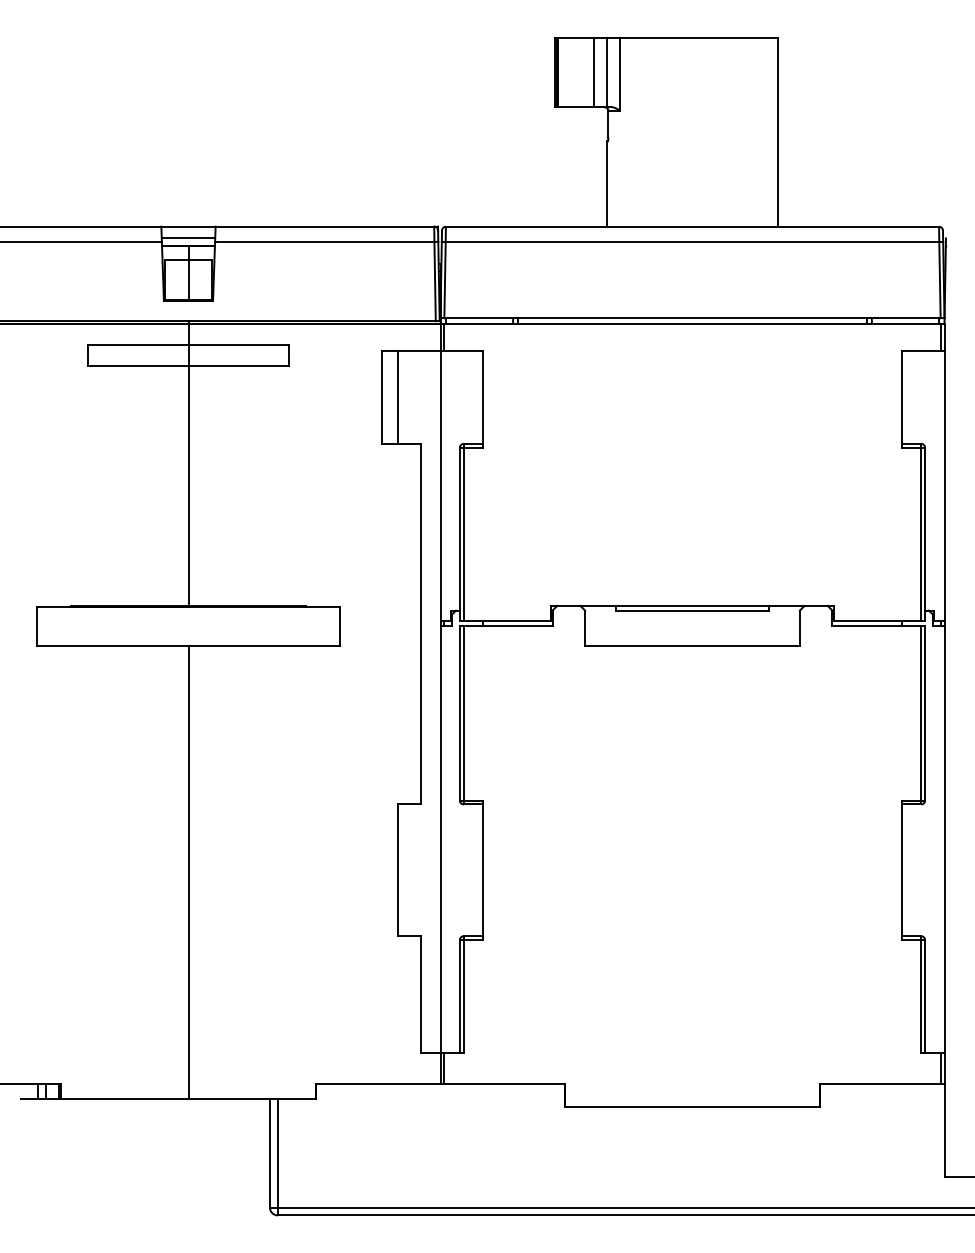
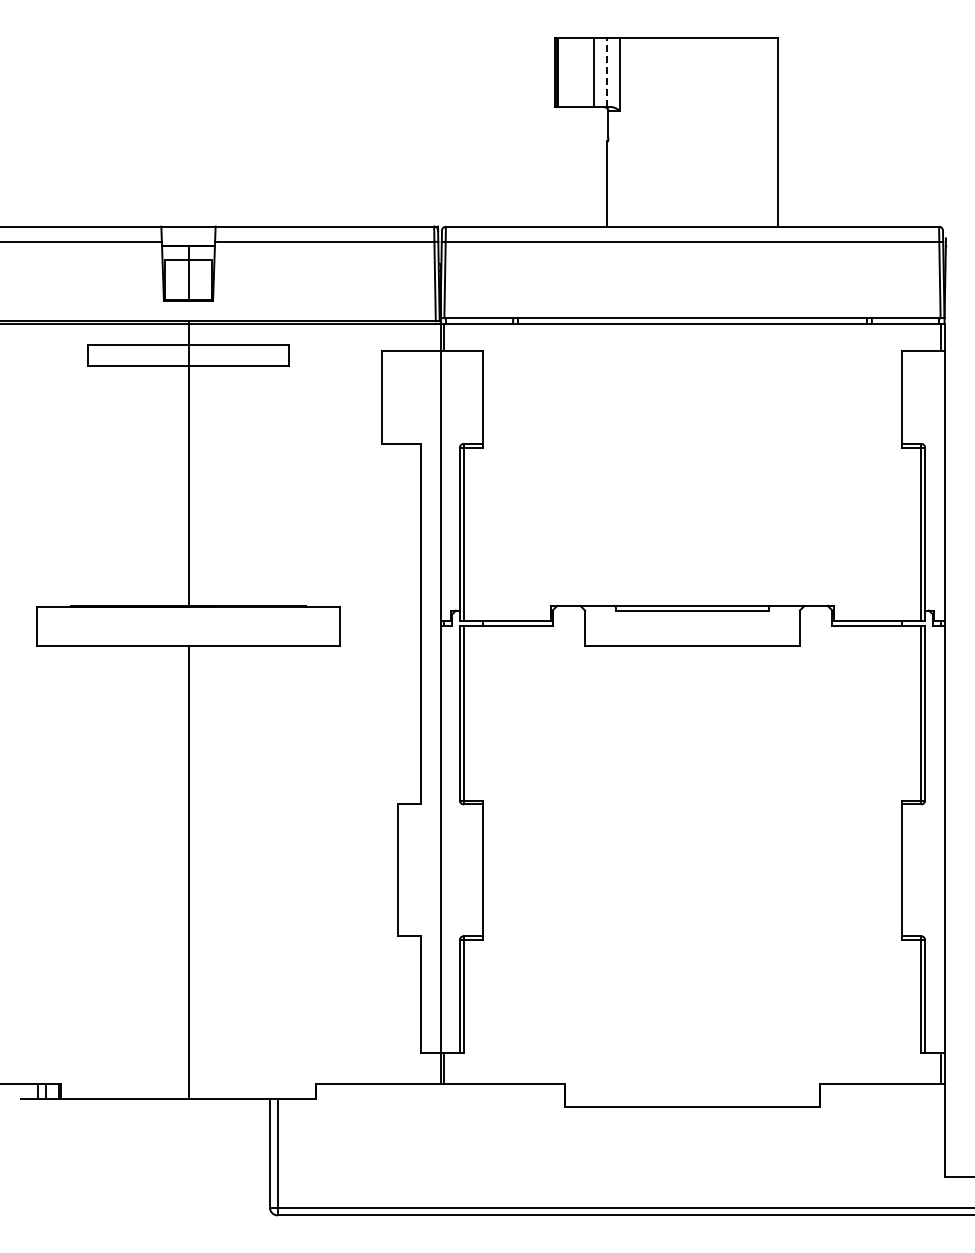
line: solid -> dashed (606, 72)
line: present -> none (188, 238)
line: present -> none (397, 396)
